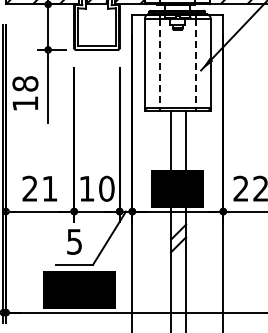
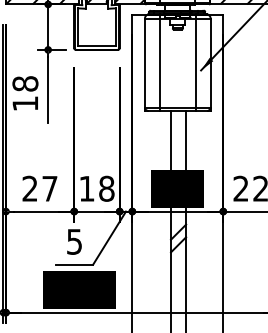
line: dashed -> solid (160, 63)
line: dashed -> solid (195, 63)
text: 21 -> 27 (49, 188)
text: 10 -> 18 (106, 188)
